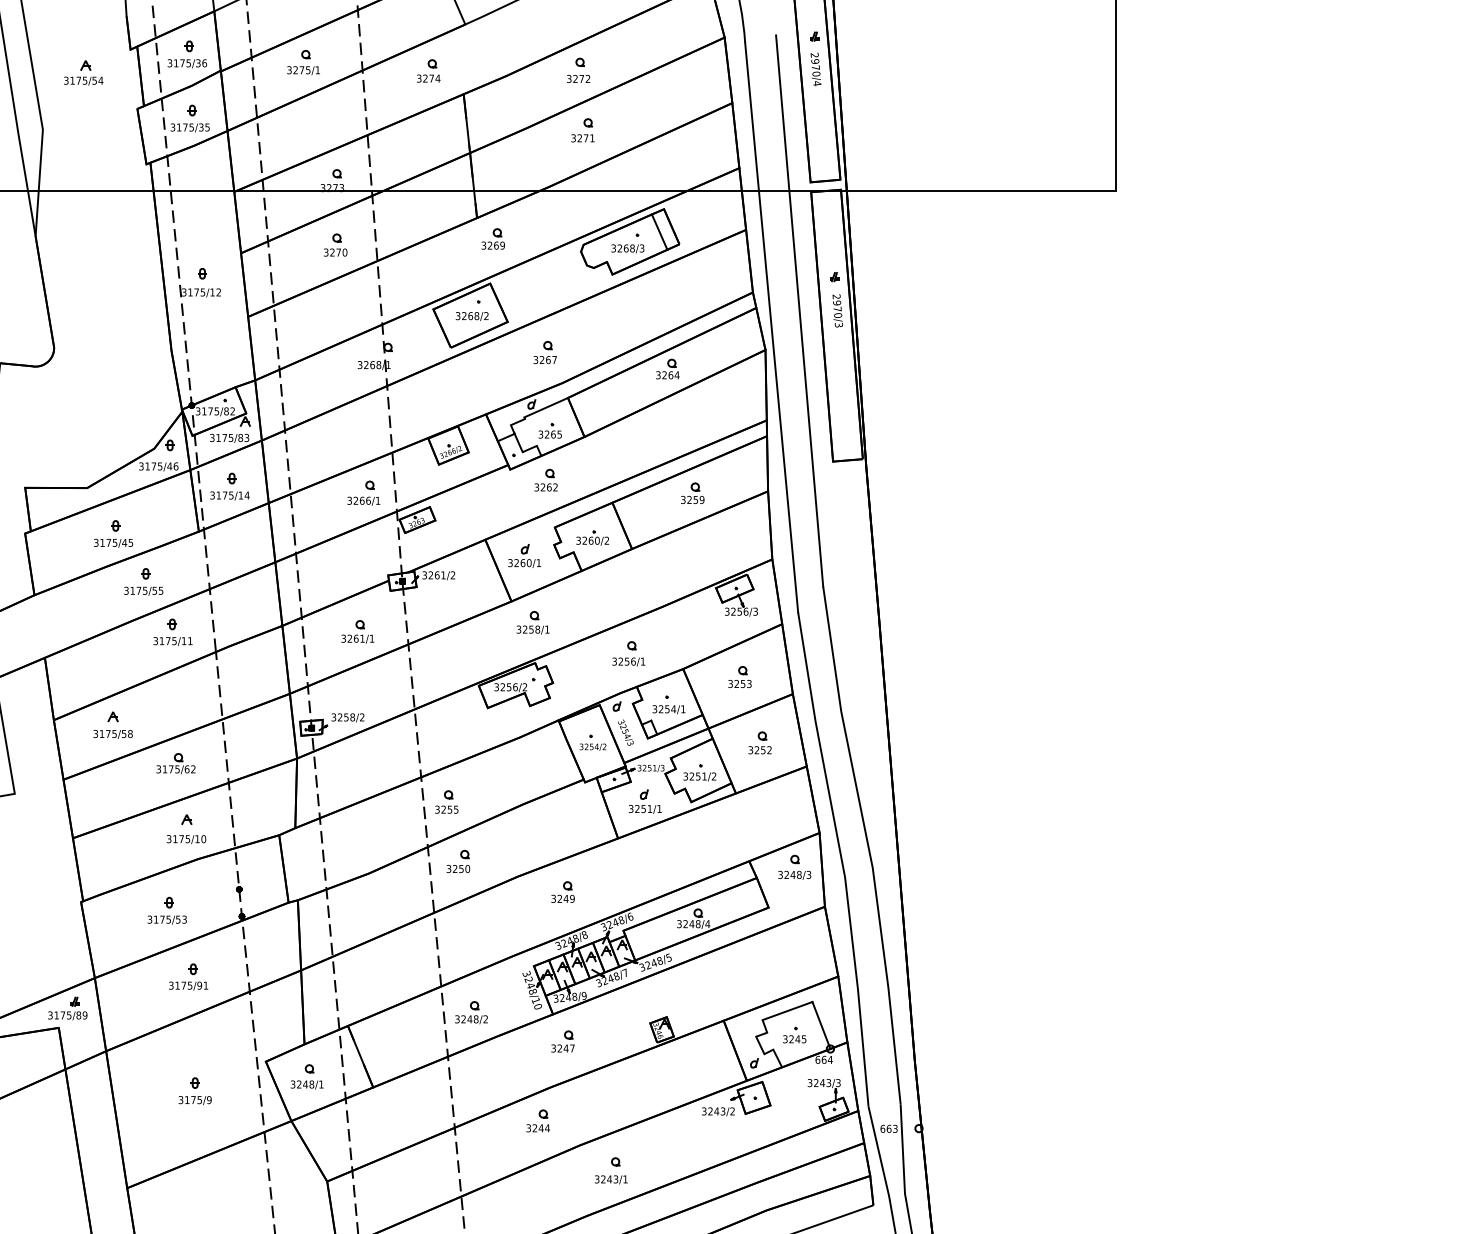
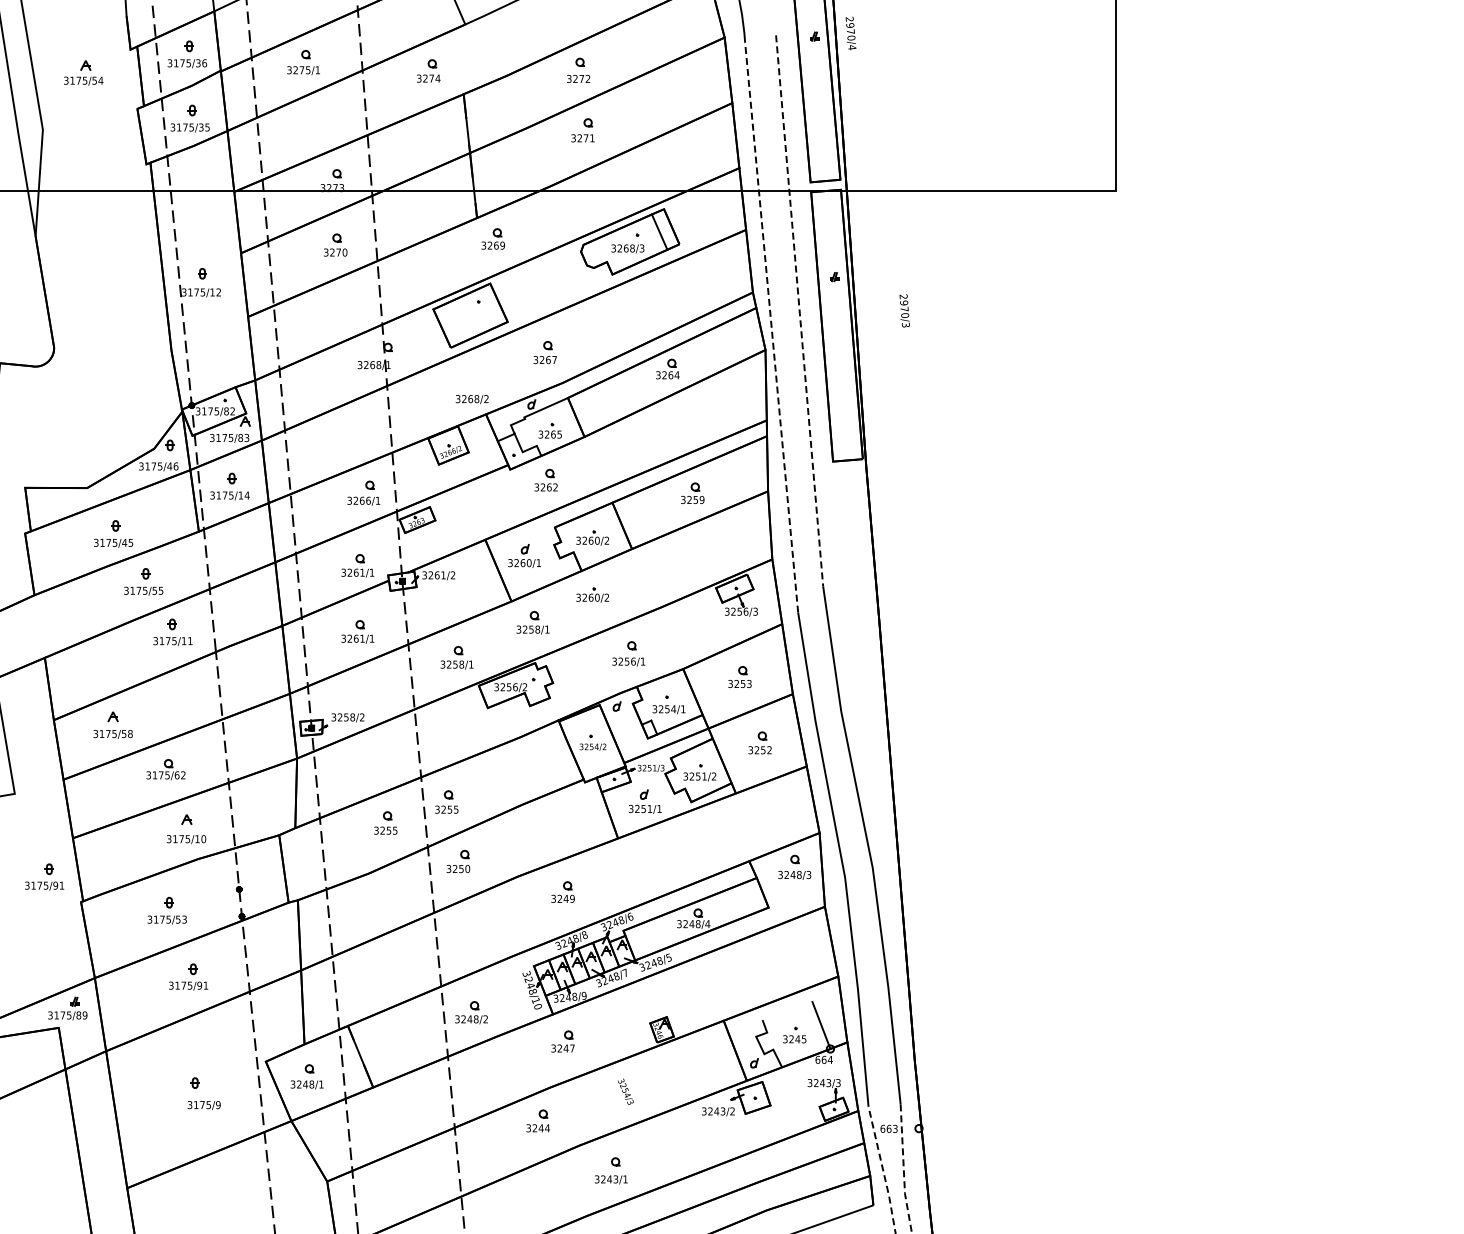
text position: (815, 69) -> (850, 33) (850, 33)
text position: (837, 310) -> (904, 310) (904, 310)
line: solid -> dashed (799, 311)
text position: (471, 316) -> (471, 399) (471, 399)
line: solid -> dashed (771, 327)
part: none -> present (357, 565)
part: none -> present (592, 594)
part: none -> present (456, 657)
text position: (625, 732) -> (625, 1091) (625, 1091)
part position: (175, 763) -> (165, 769) (165, 769)
part: none -> present (385, 822)
part: none -> present (44, 876)
line: present -> none (787, 1011)
text position: (194, 1100) -> (203, 1105) (203, 1105)
line: solid -> dashed (883, 1169)
line: solid -> dashed (903, 1169)
